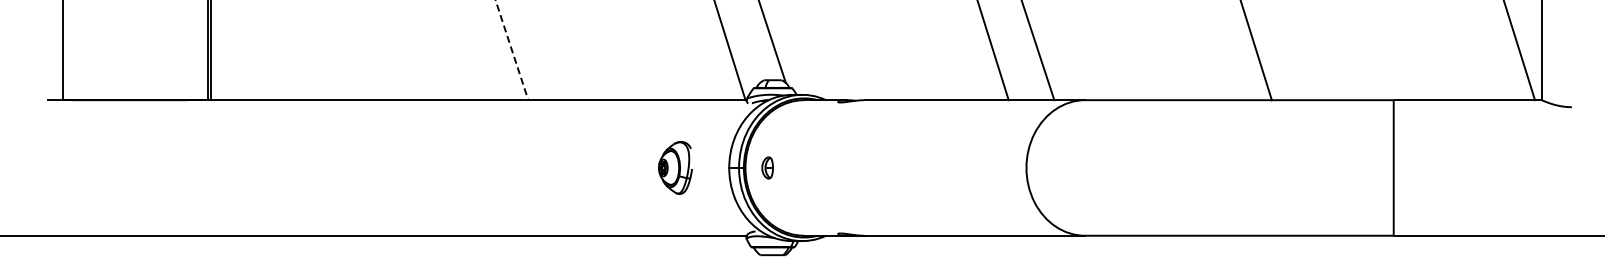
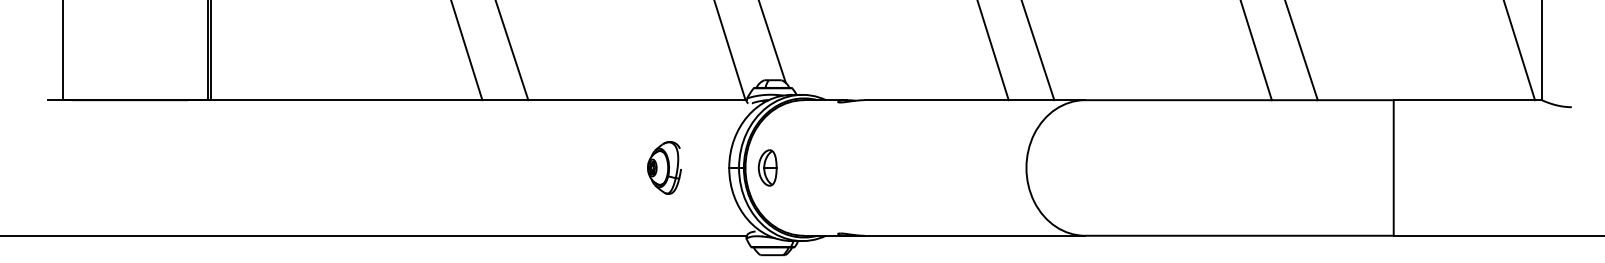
line: dashed -> solid (512, 50)
line: none -> present (466, 51)
line: none -> present (1301, 51)
part position: (675, 167) -> (664, 167) (664, 167)
part size: 13x24 px -> 21x38 px (767, 167)
